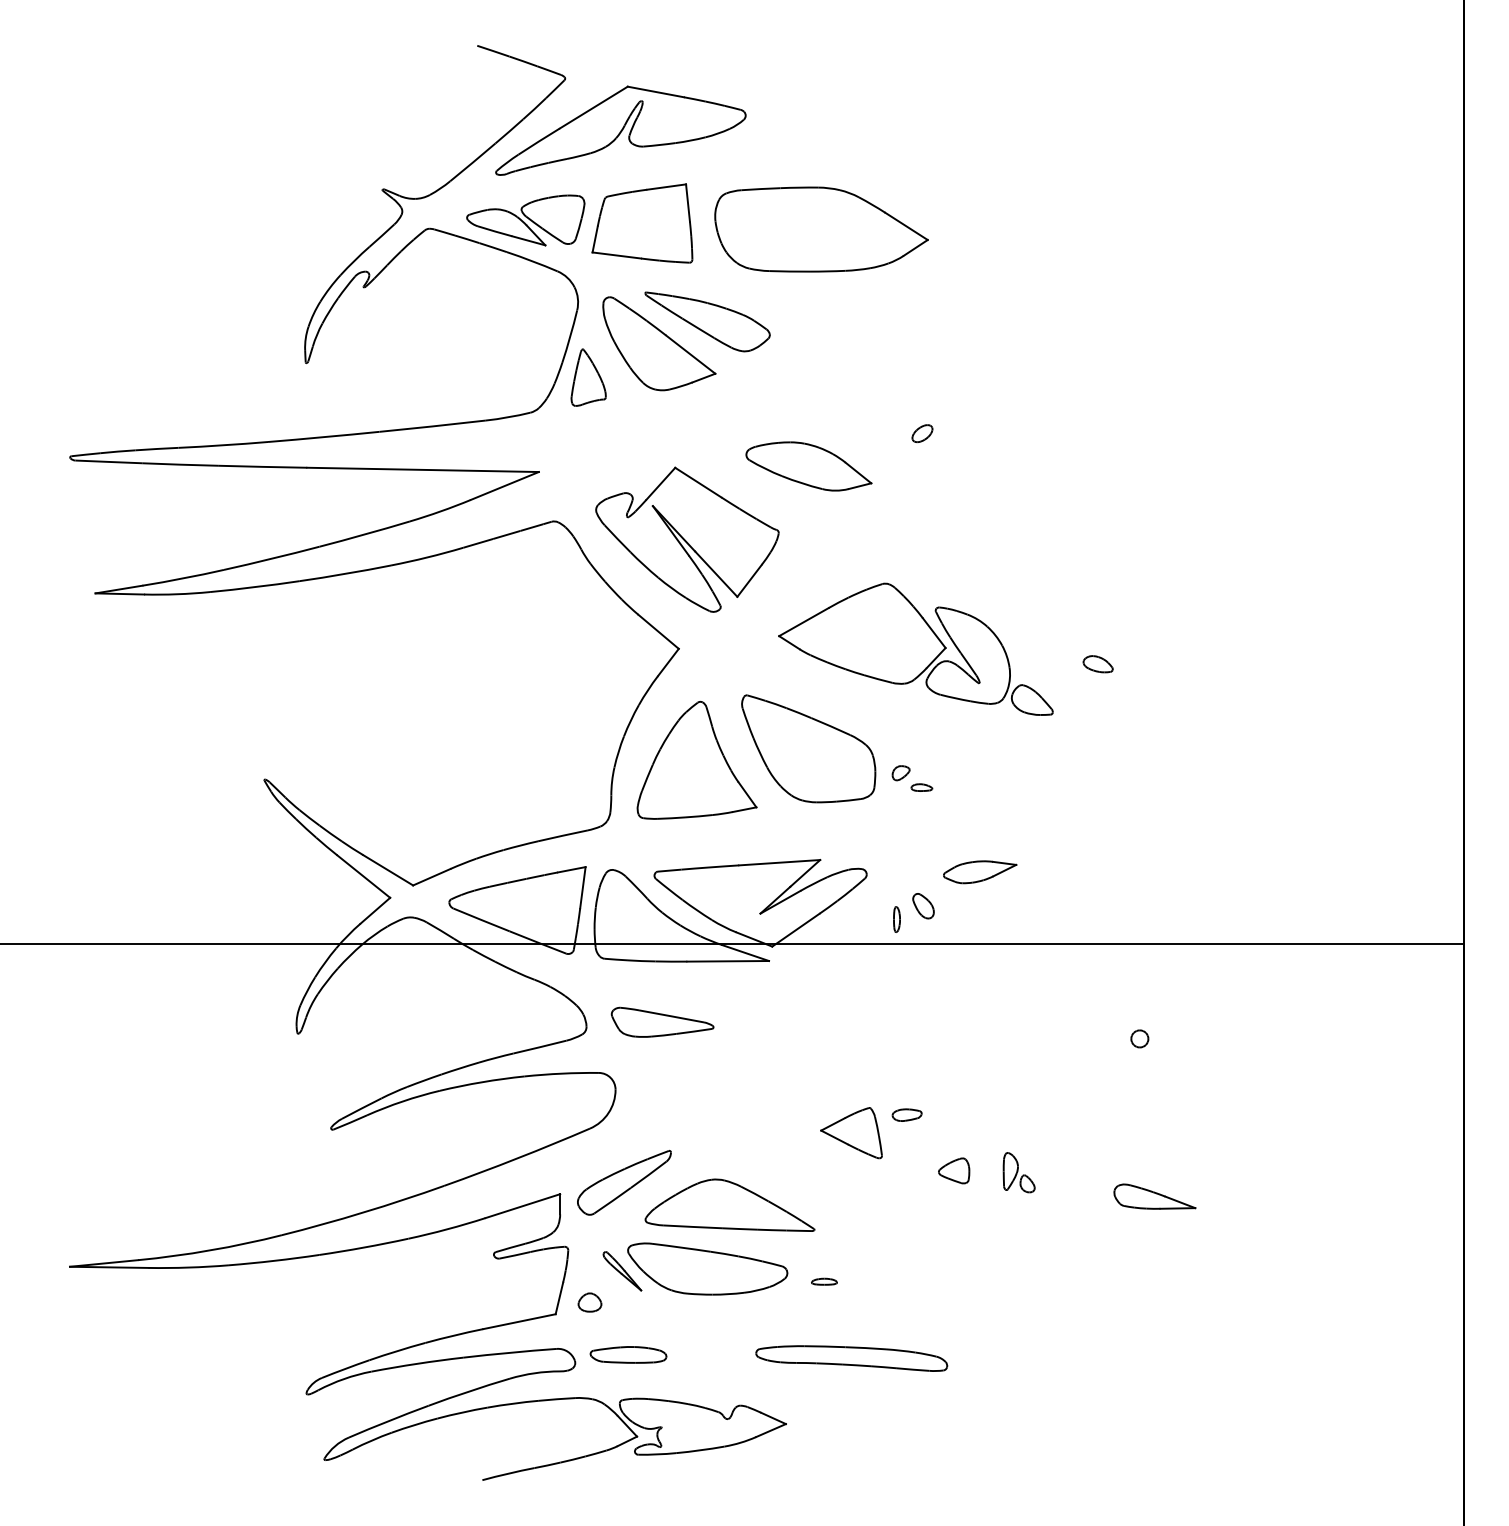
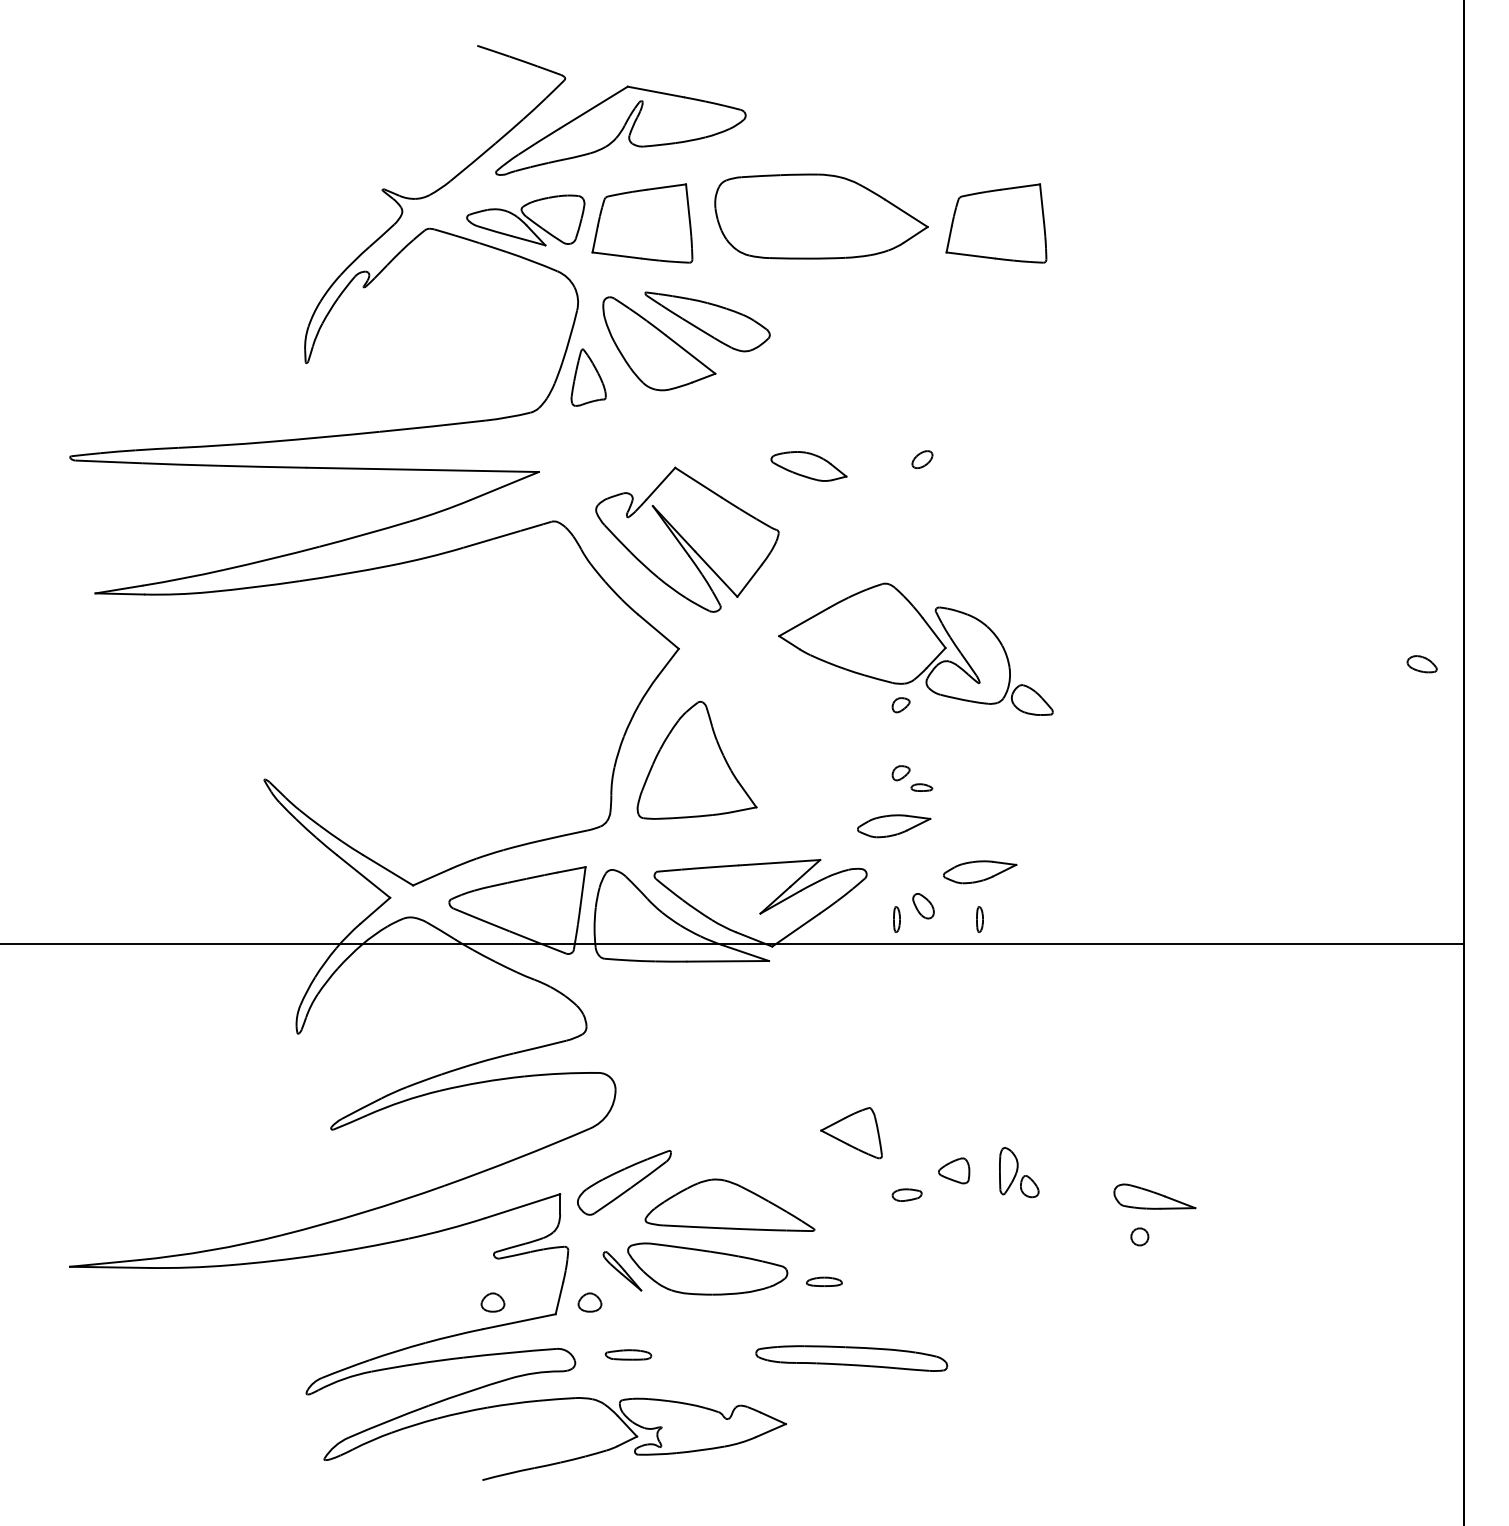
part: none -> present (996, 223)
part position: (821, 229) -> (821, 216) (821, 216)
part position: (922, 433) -> (922, 459) (922, 459)
part size: 128x51 px -> 78x31 px (808, 466)
part position: (1097, 664) -> (1421, 664) (1421, 664)
part: none -> present (900, 705)
part: present -> none (808, 748)
part: none -> present (894, 826)
part: none -> present (979, 919)
part: present -> none (662, 1021)
part position: (1139, 1038) -> (1139, 1236) (1139, 1236)
part position: (906, 1114) -> (906, 1194) (906, 1194)
part size: 34x42 px -> 41x52 px (1019, 1172)
part size: 27x9 px -> 37x11 px (824, 1281)
part: none -> present (492, 1302)
part size: 79x18 px -> 49x12 px (628, 1354)
